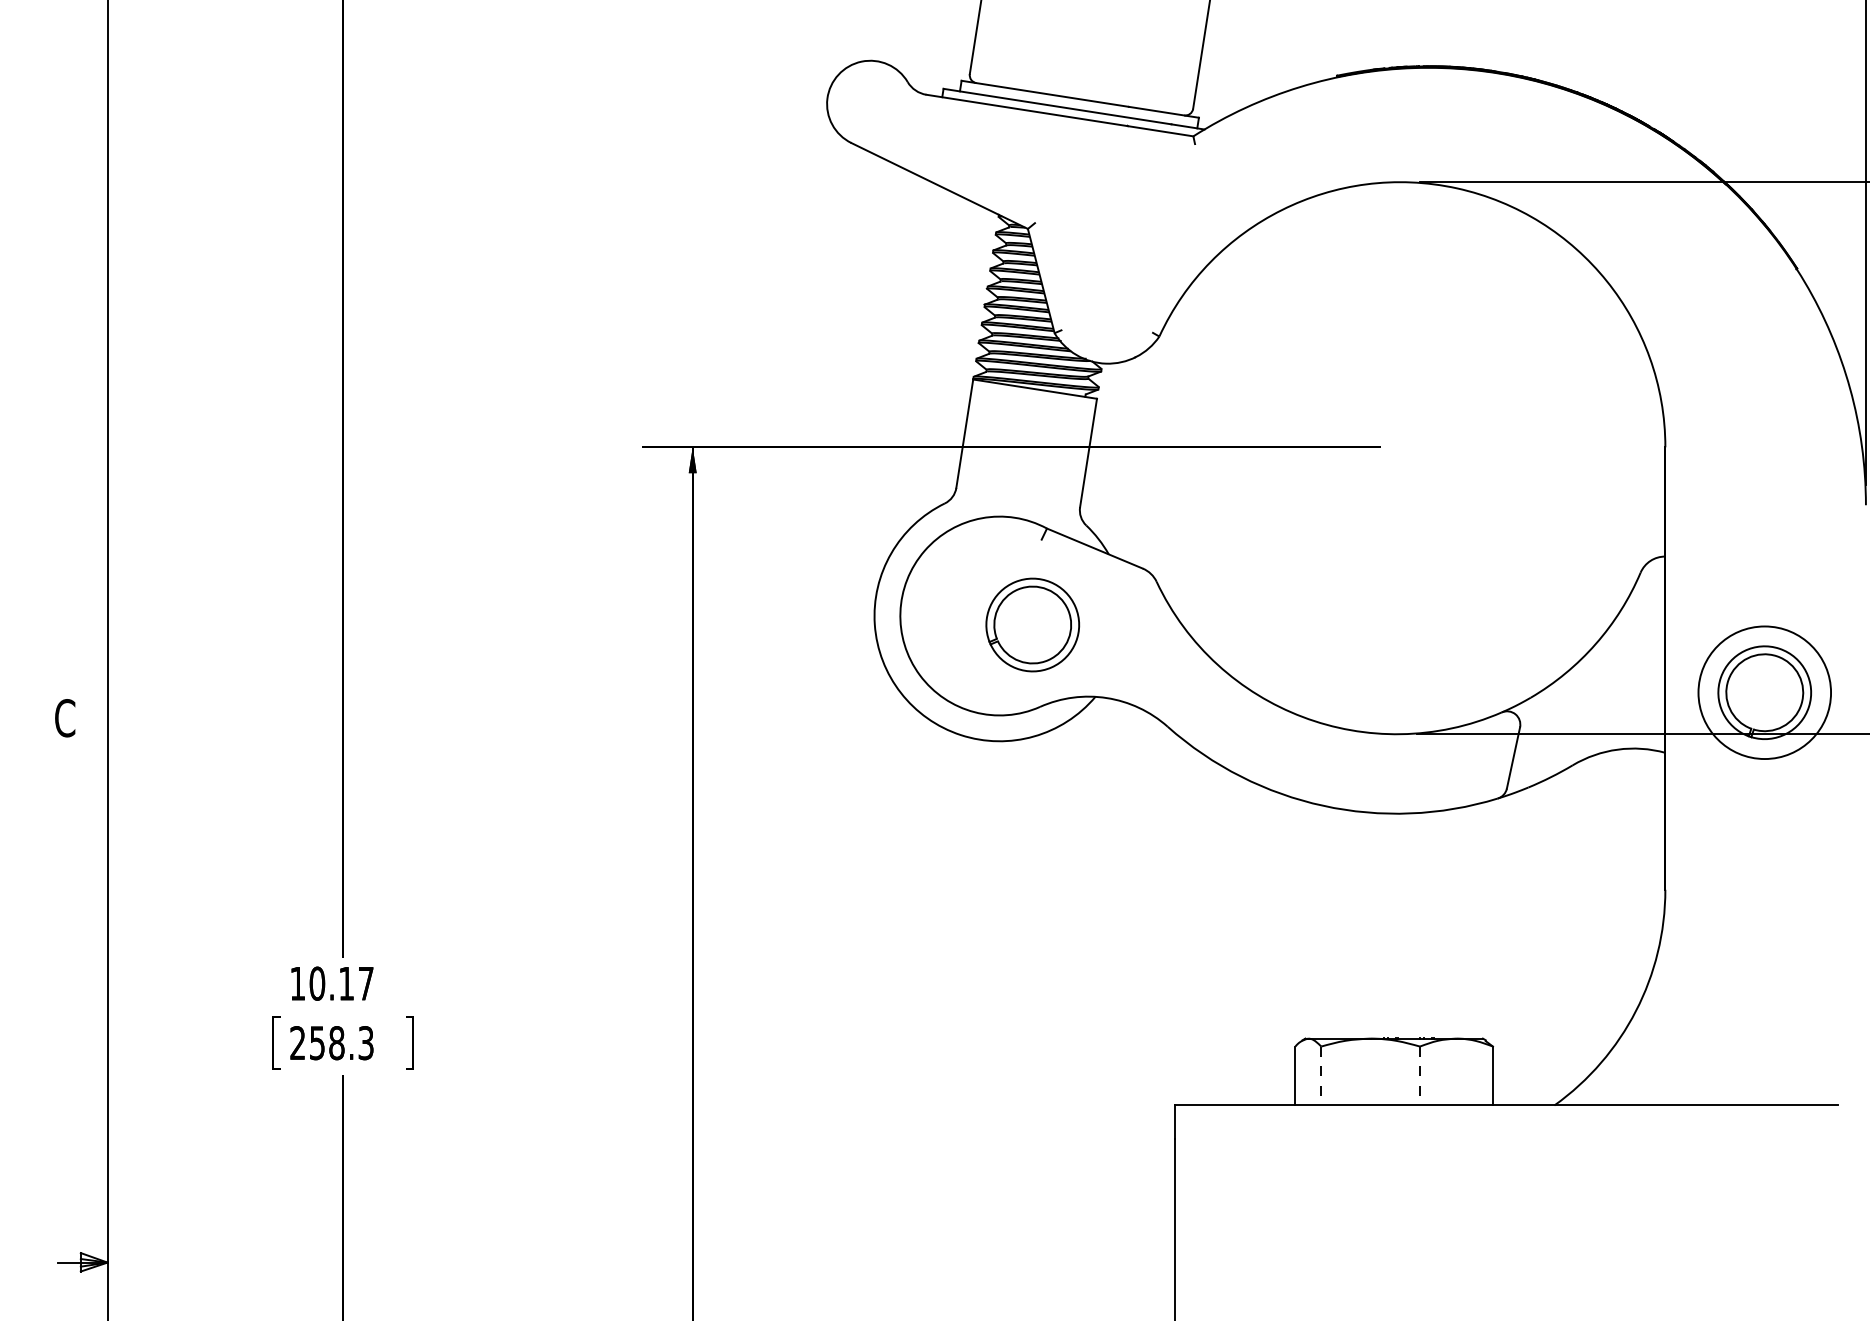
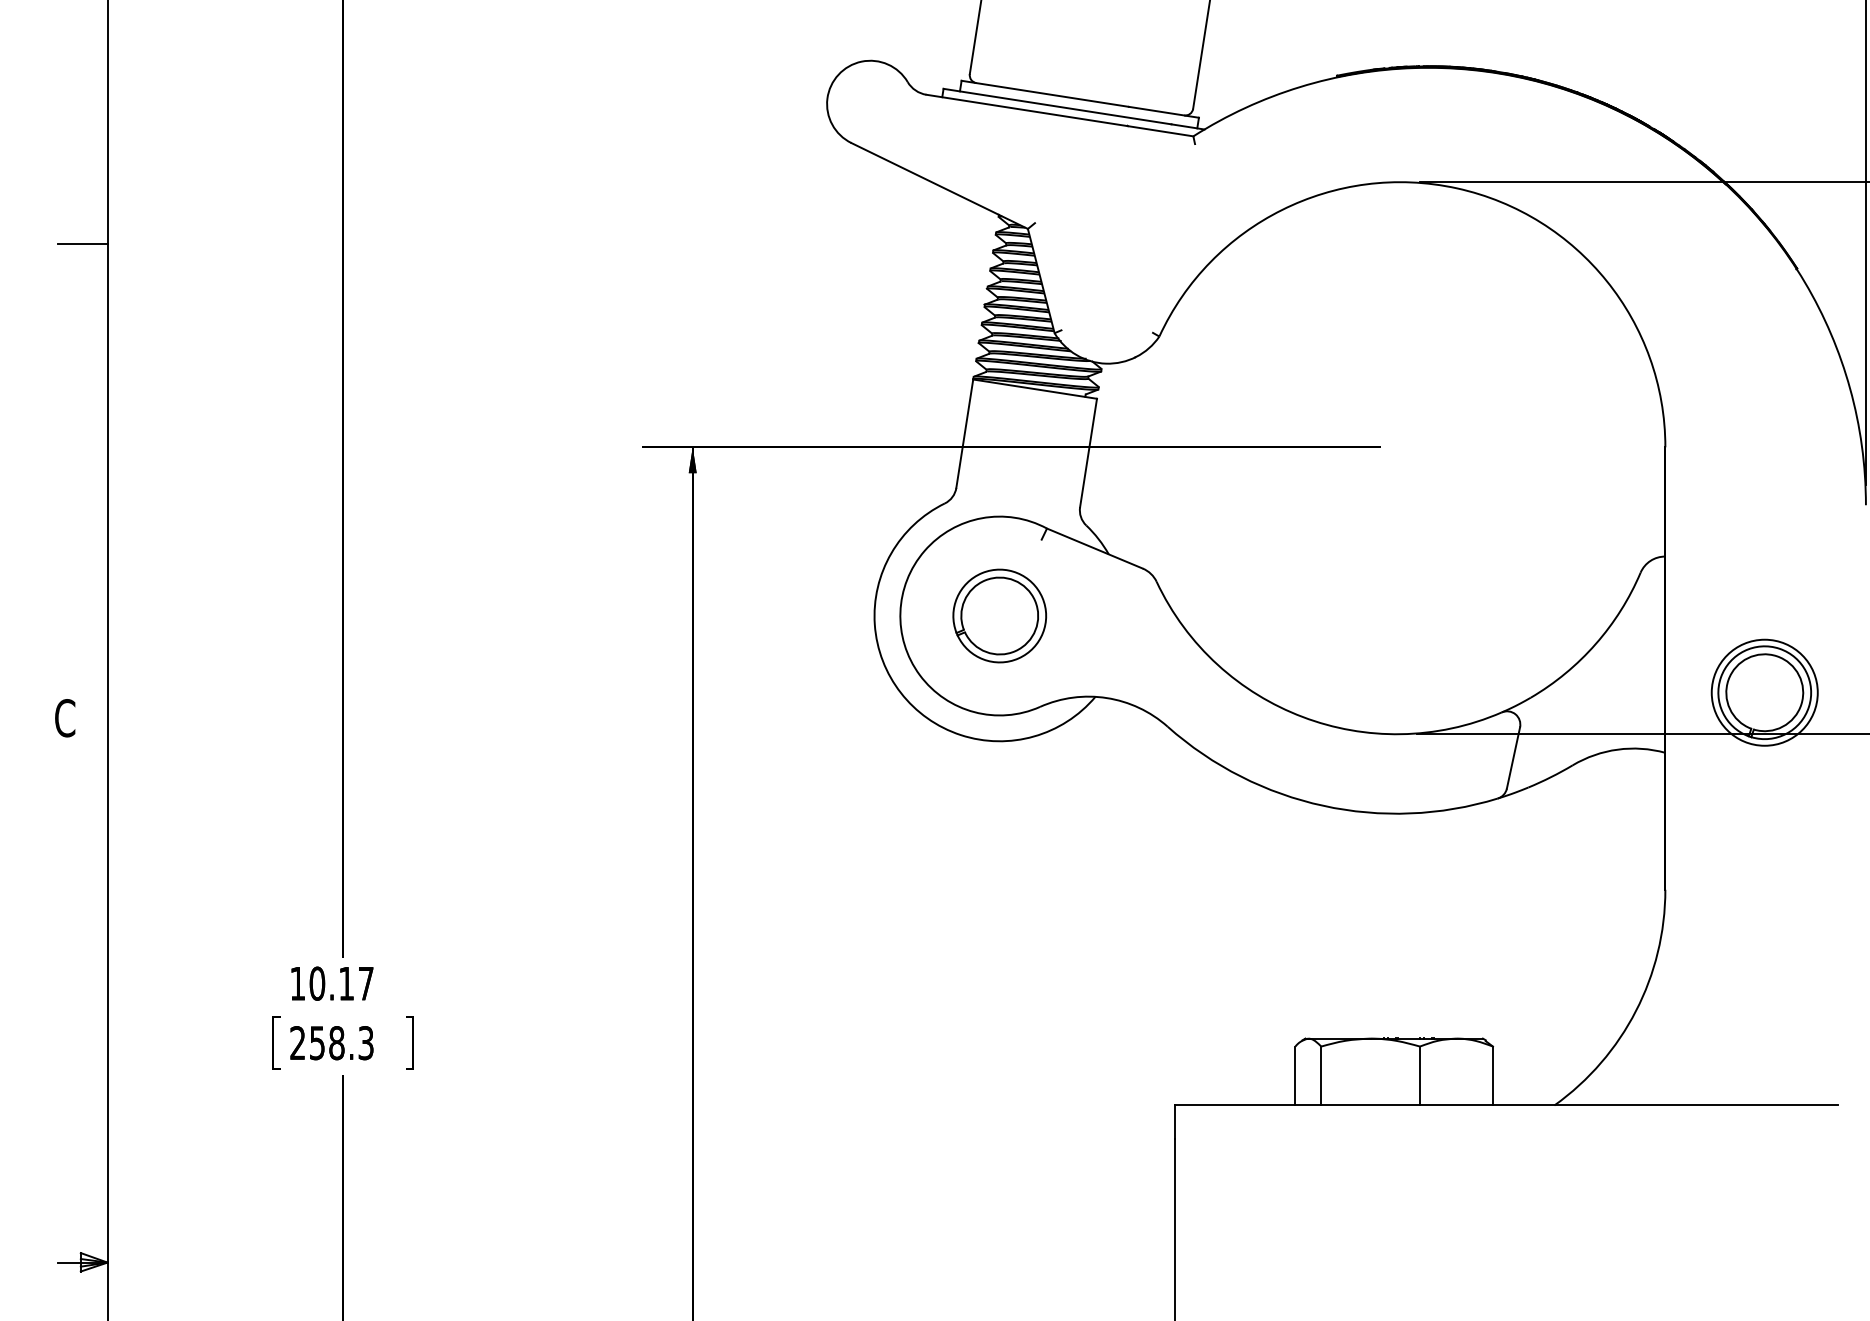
line: none -> present (82, 243)
part position: (1032, 624) -> (999, 615) (999, 615)
circle diameter: 133 px -> 106 px (1764, 692)
line: dashed -> solid (1321, 1076)
line: dashed -> solid (1420, 1076)
